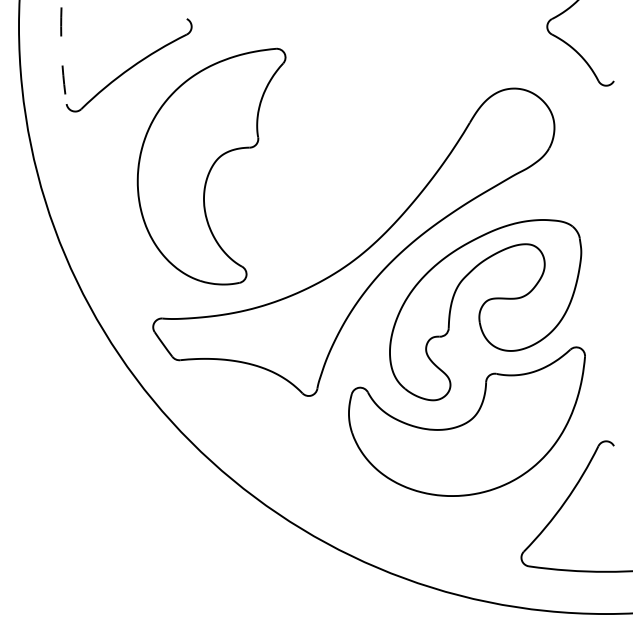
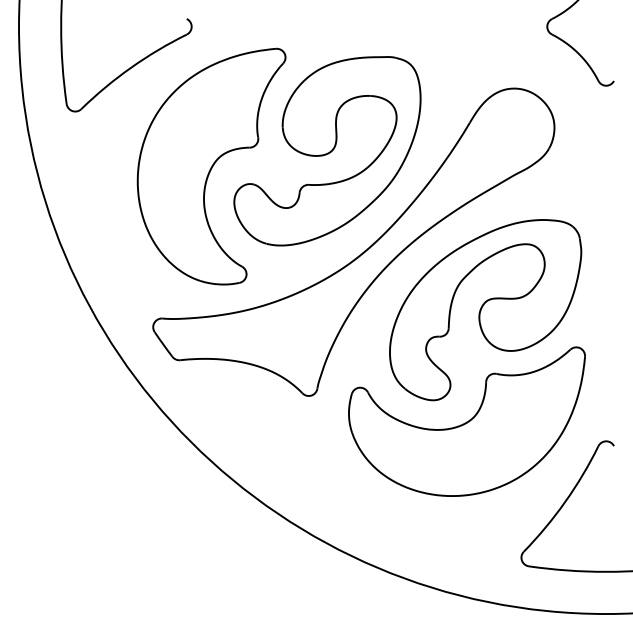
arc: dashed -> solid (61, 51)
part: none -> present (327, 151)
